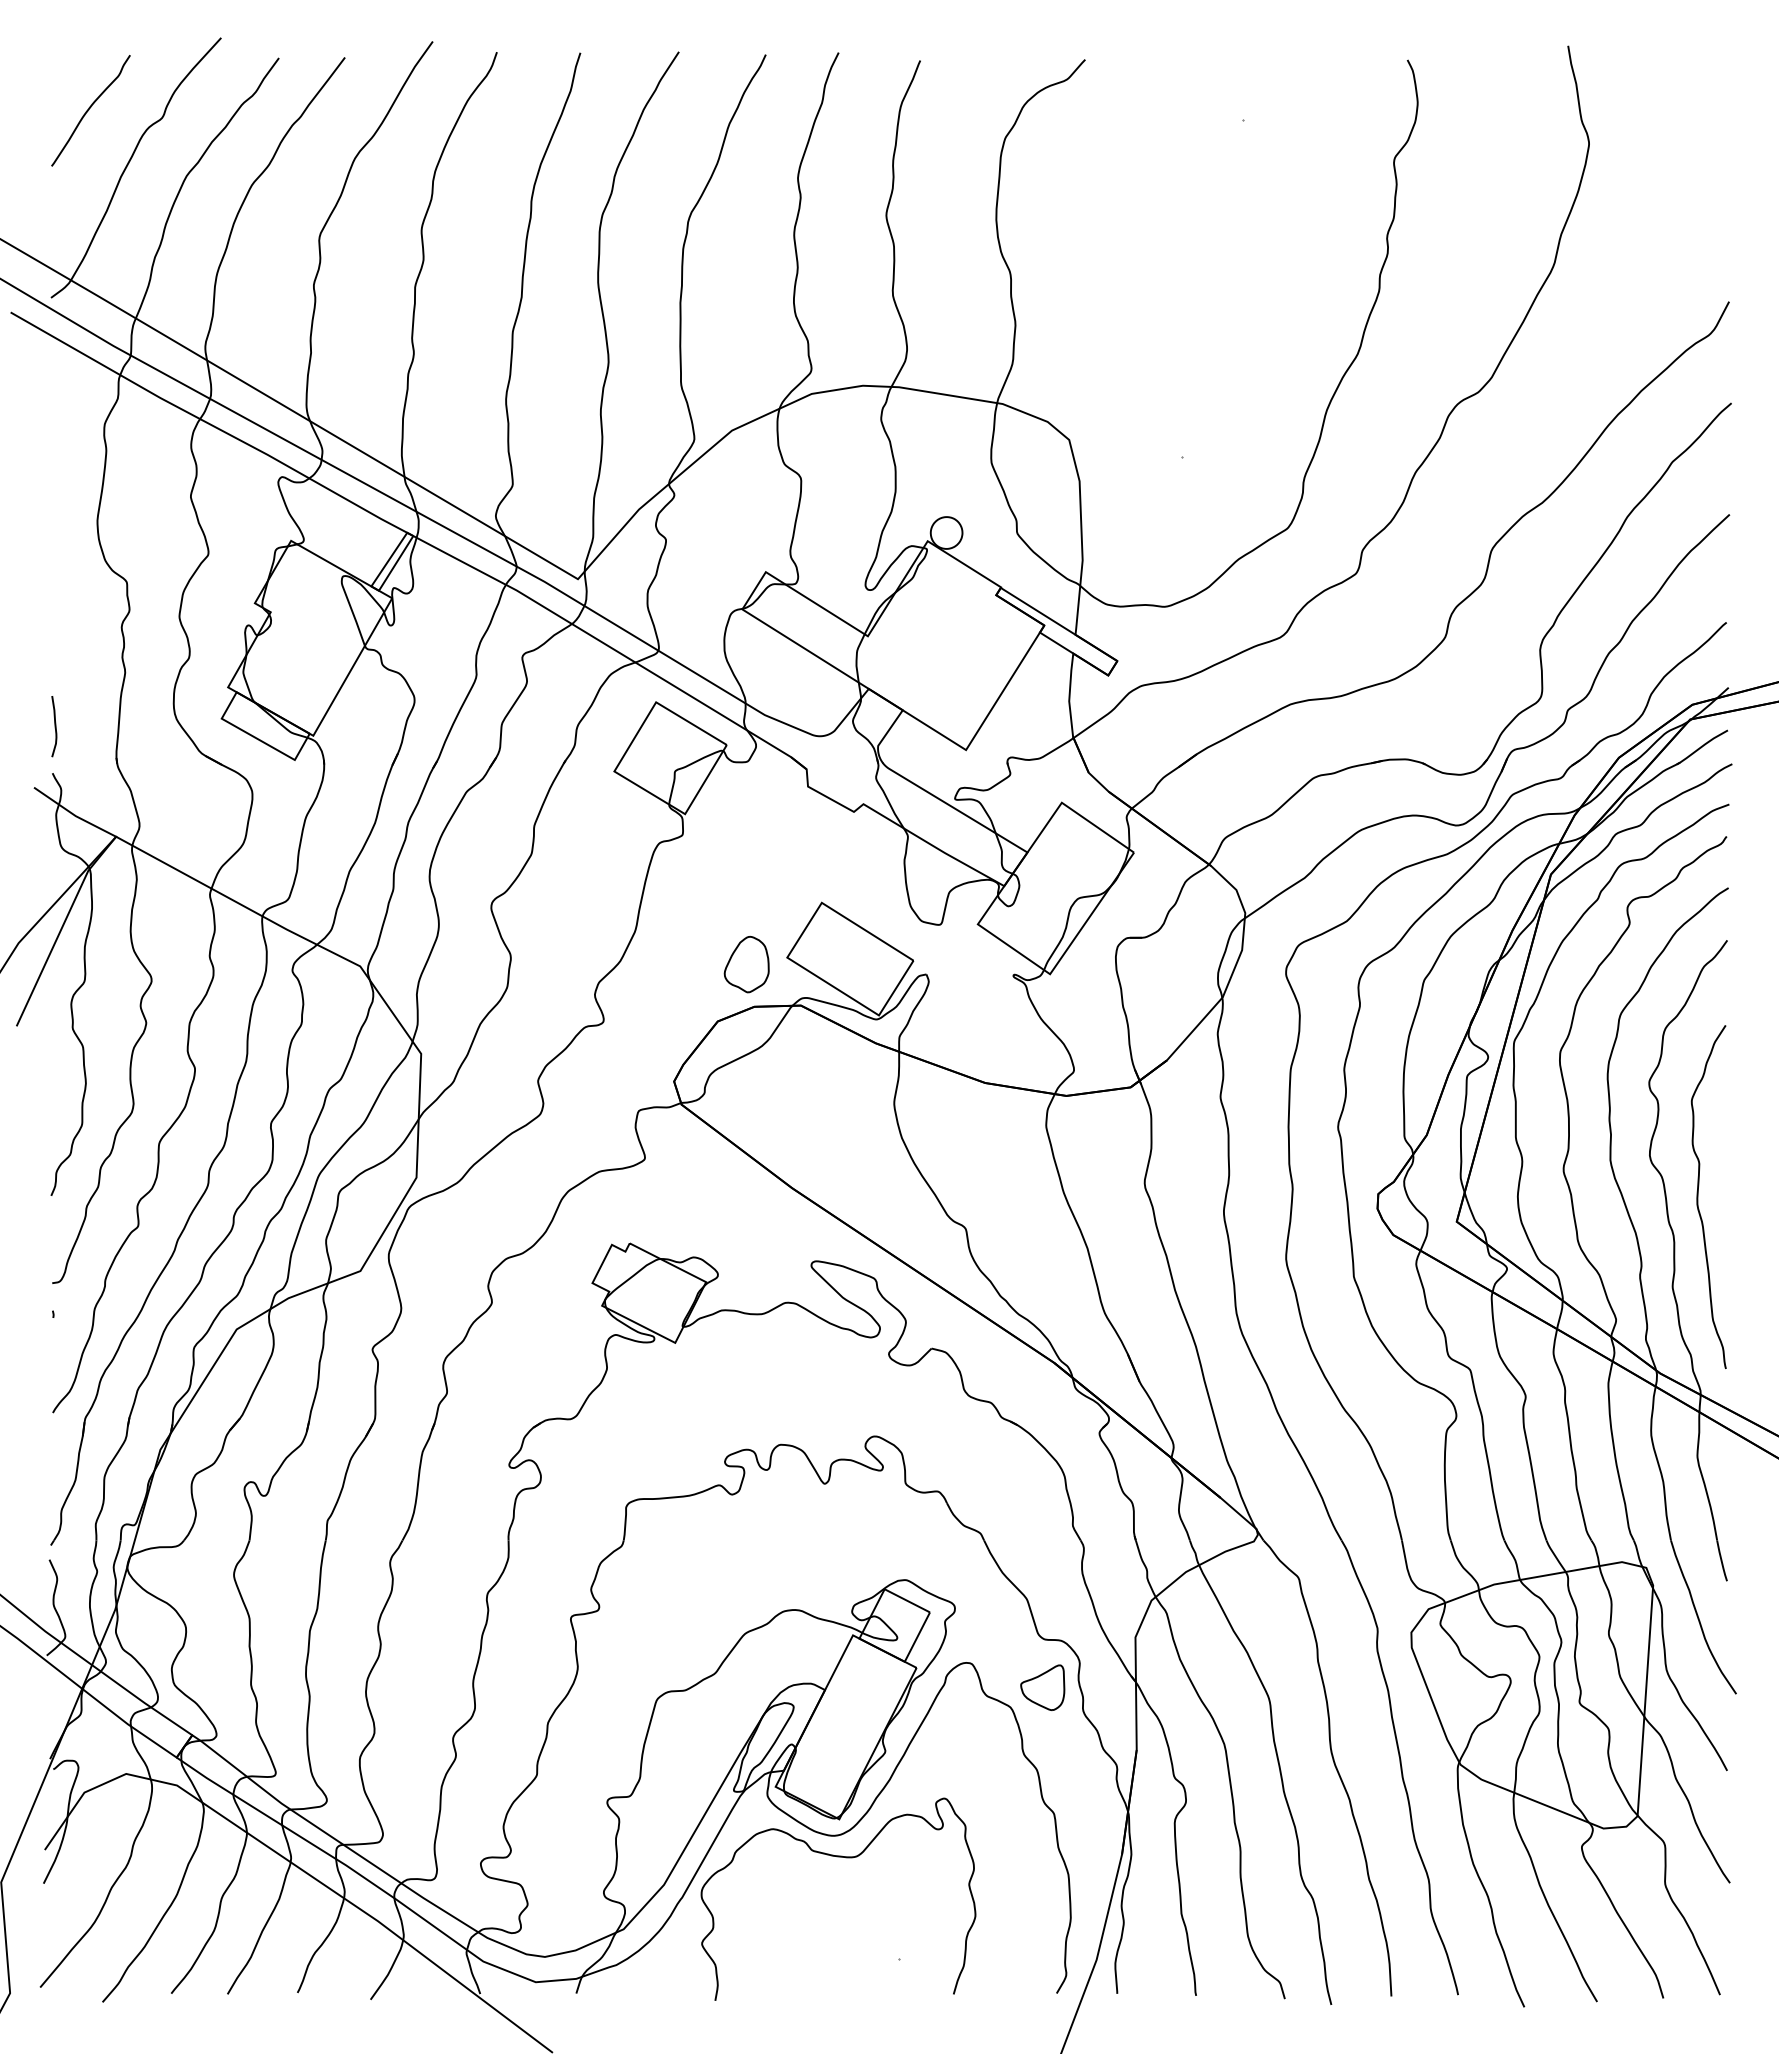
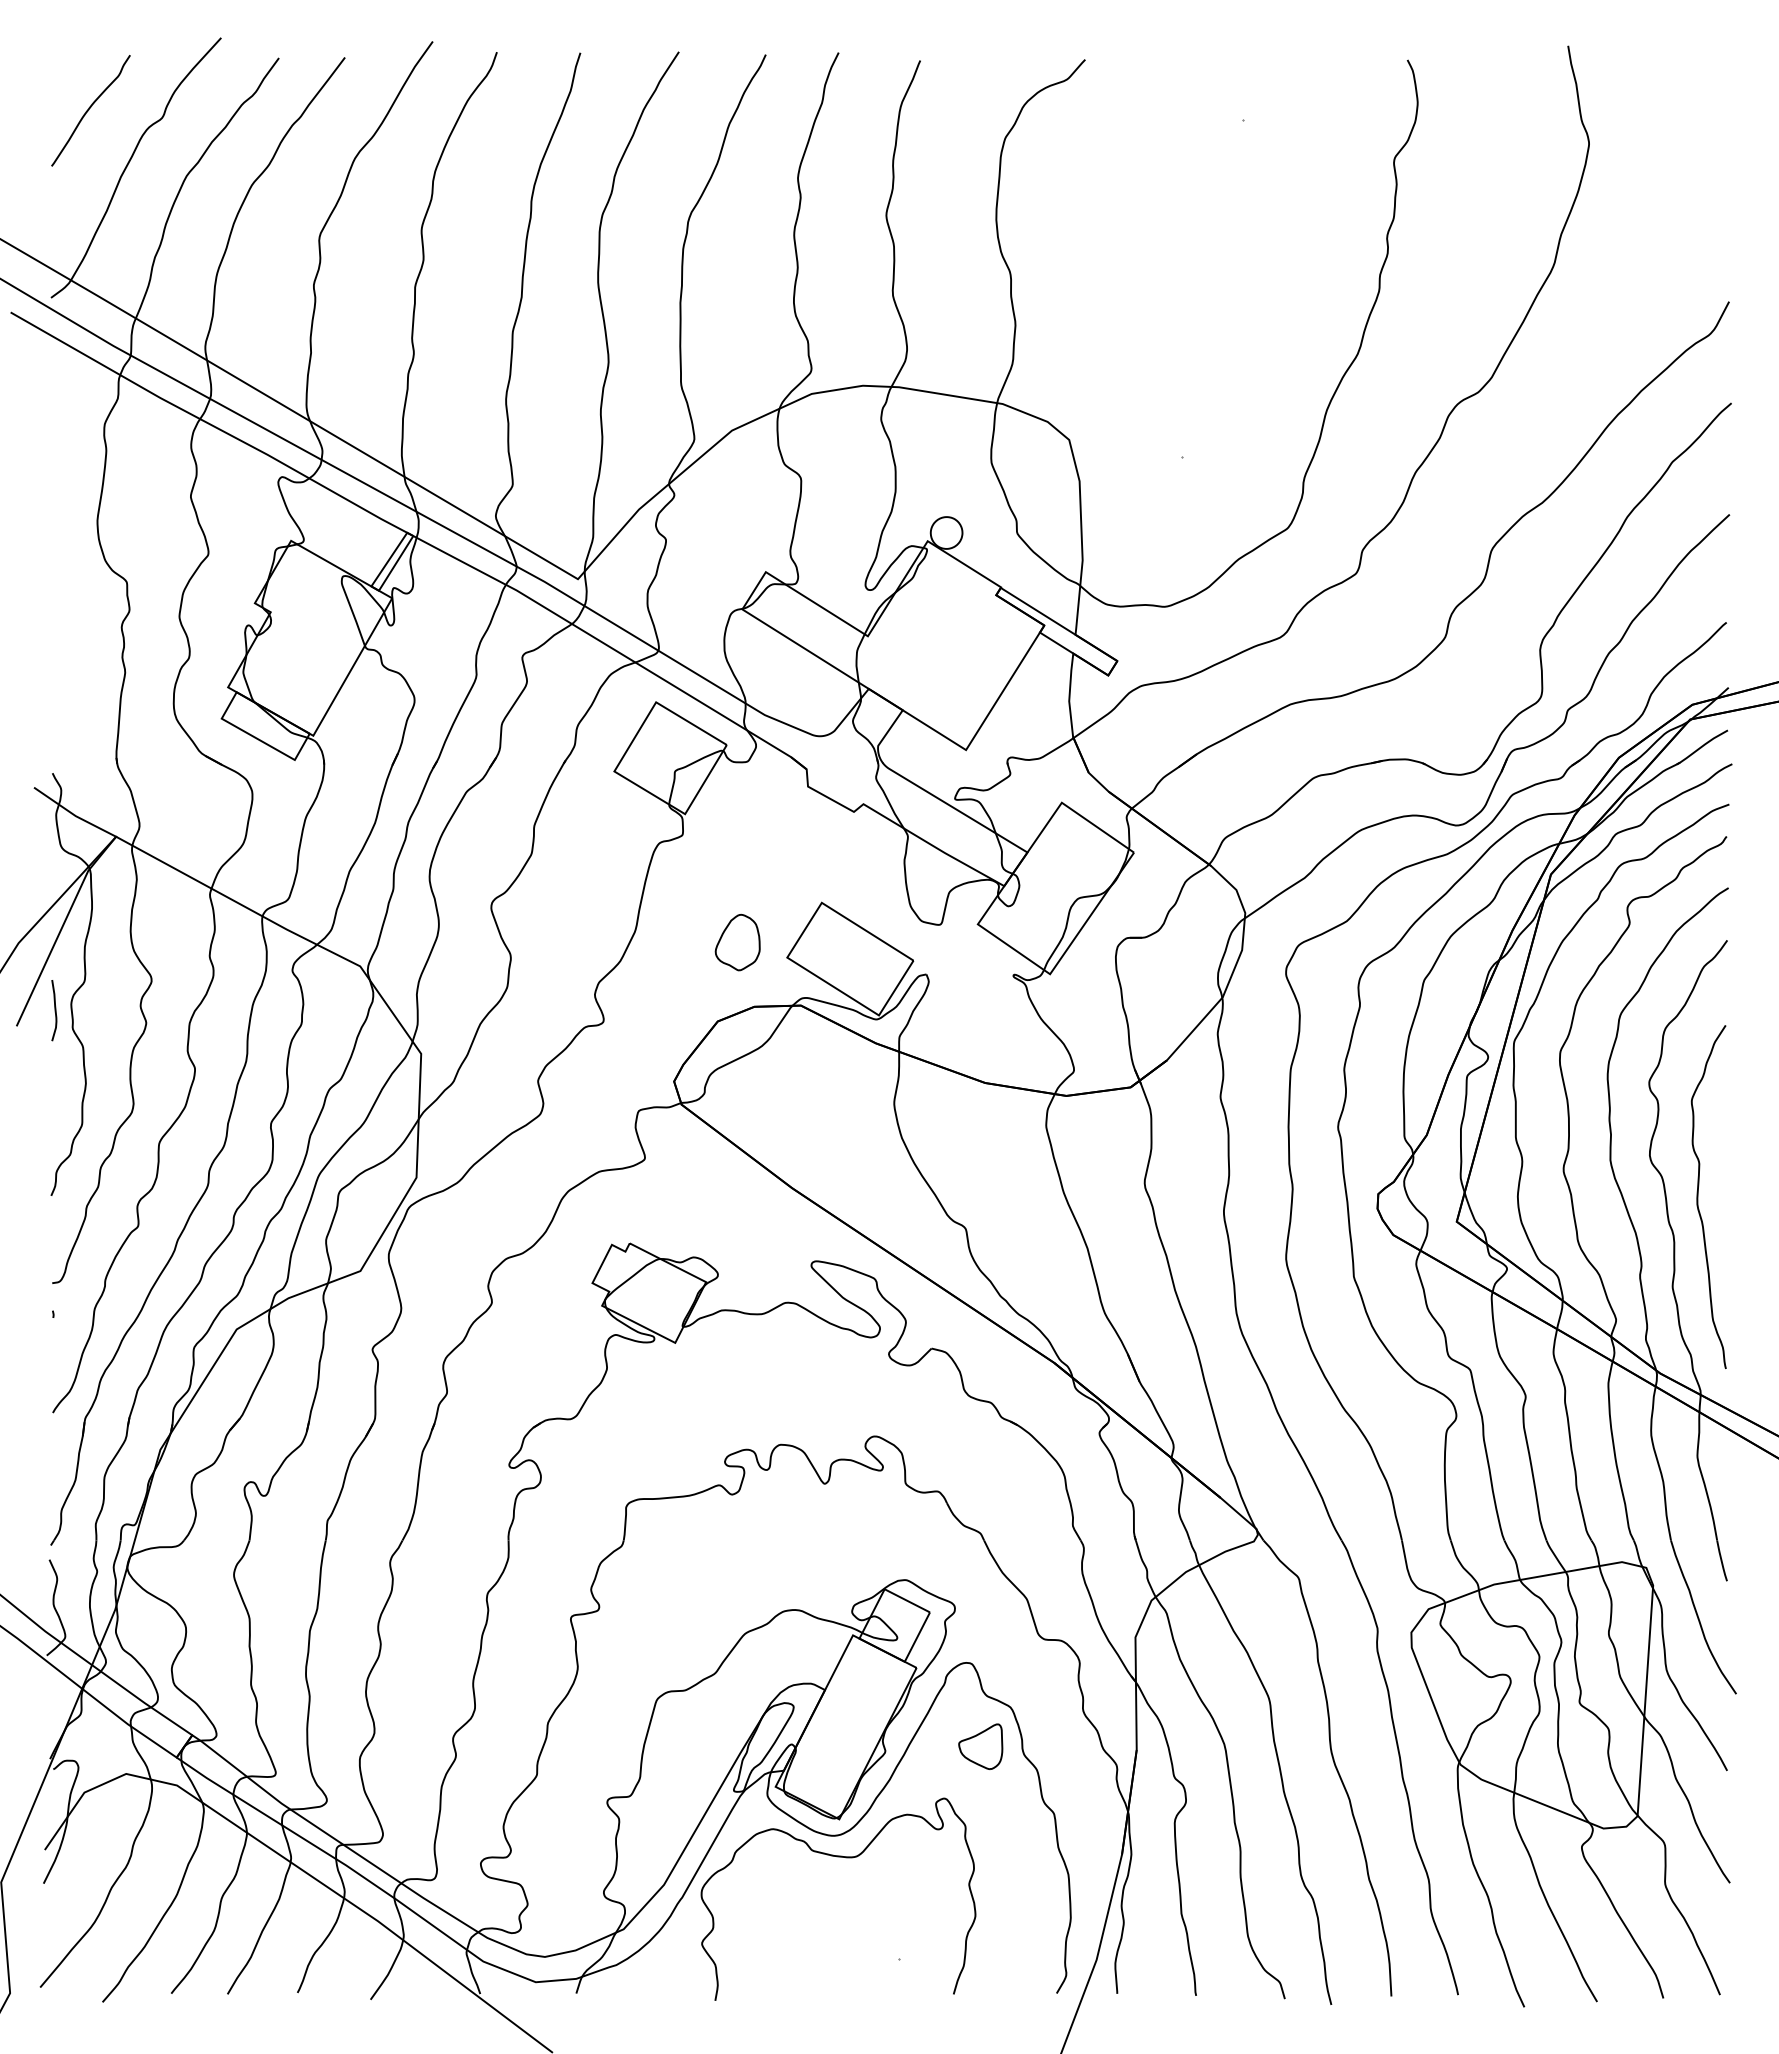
curve position: (54, 726) -> (54, 1010) (54, 1010)
part position: (746, 964) -> (737, 942) (737, 942)
part position: (1042, 1687) -> (980, 1746) (980, 1746)
